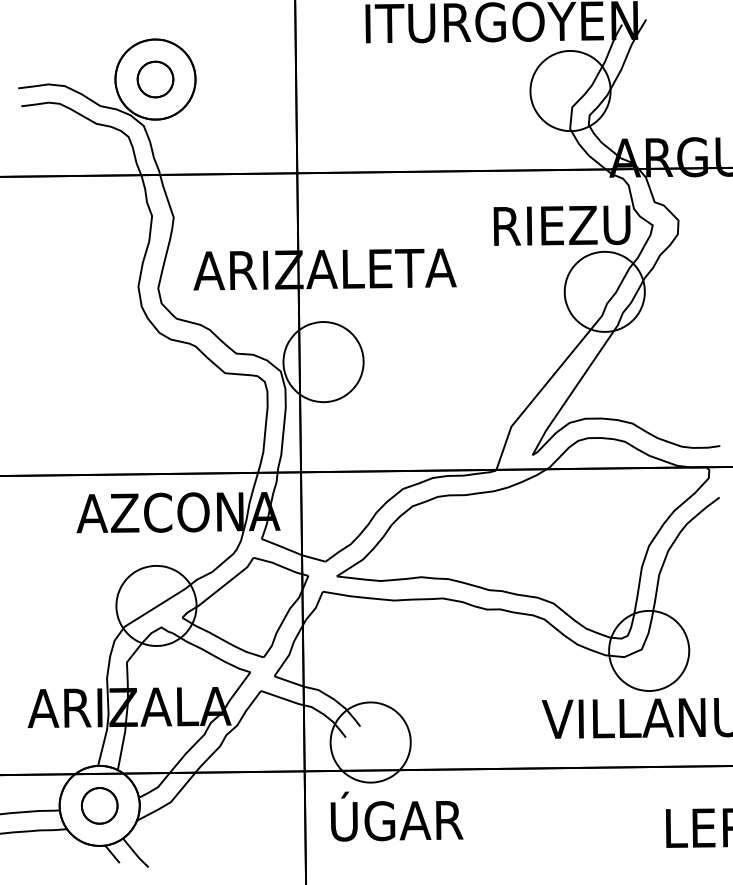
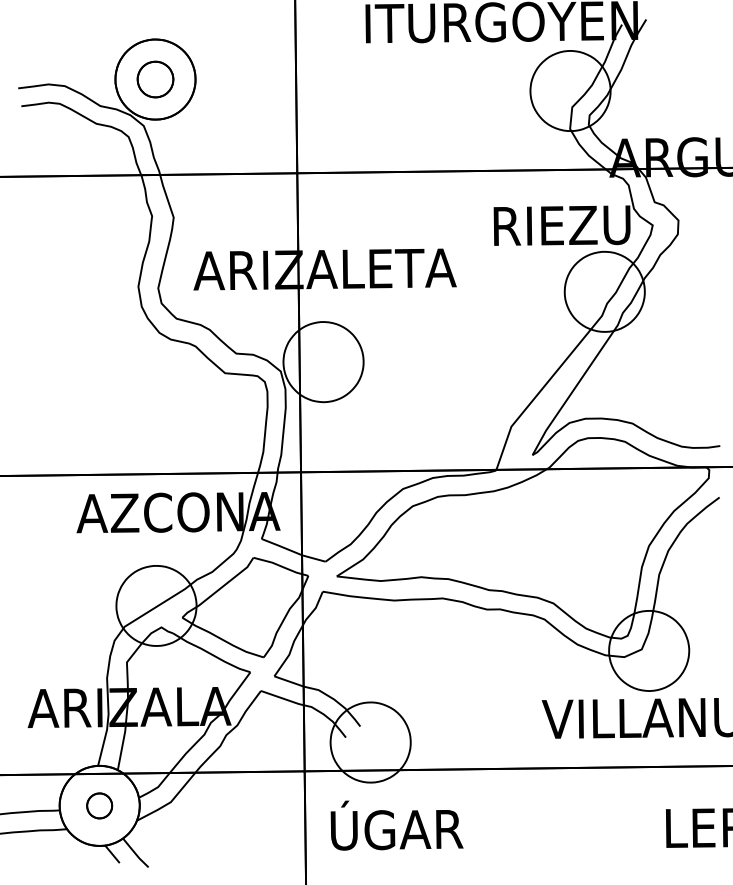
part size: 39x38 px -> 28x28 px (99, 805)
text position: (396, 816) -> (396, 825) (396, 825)
